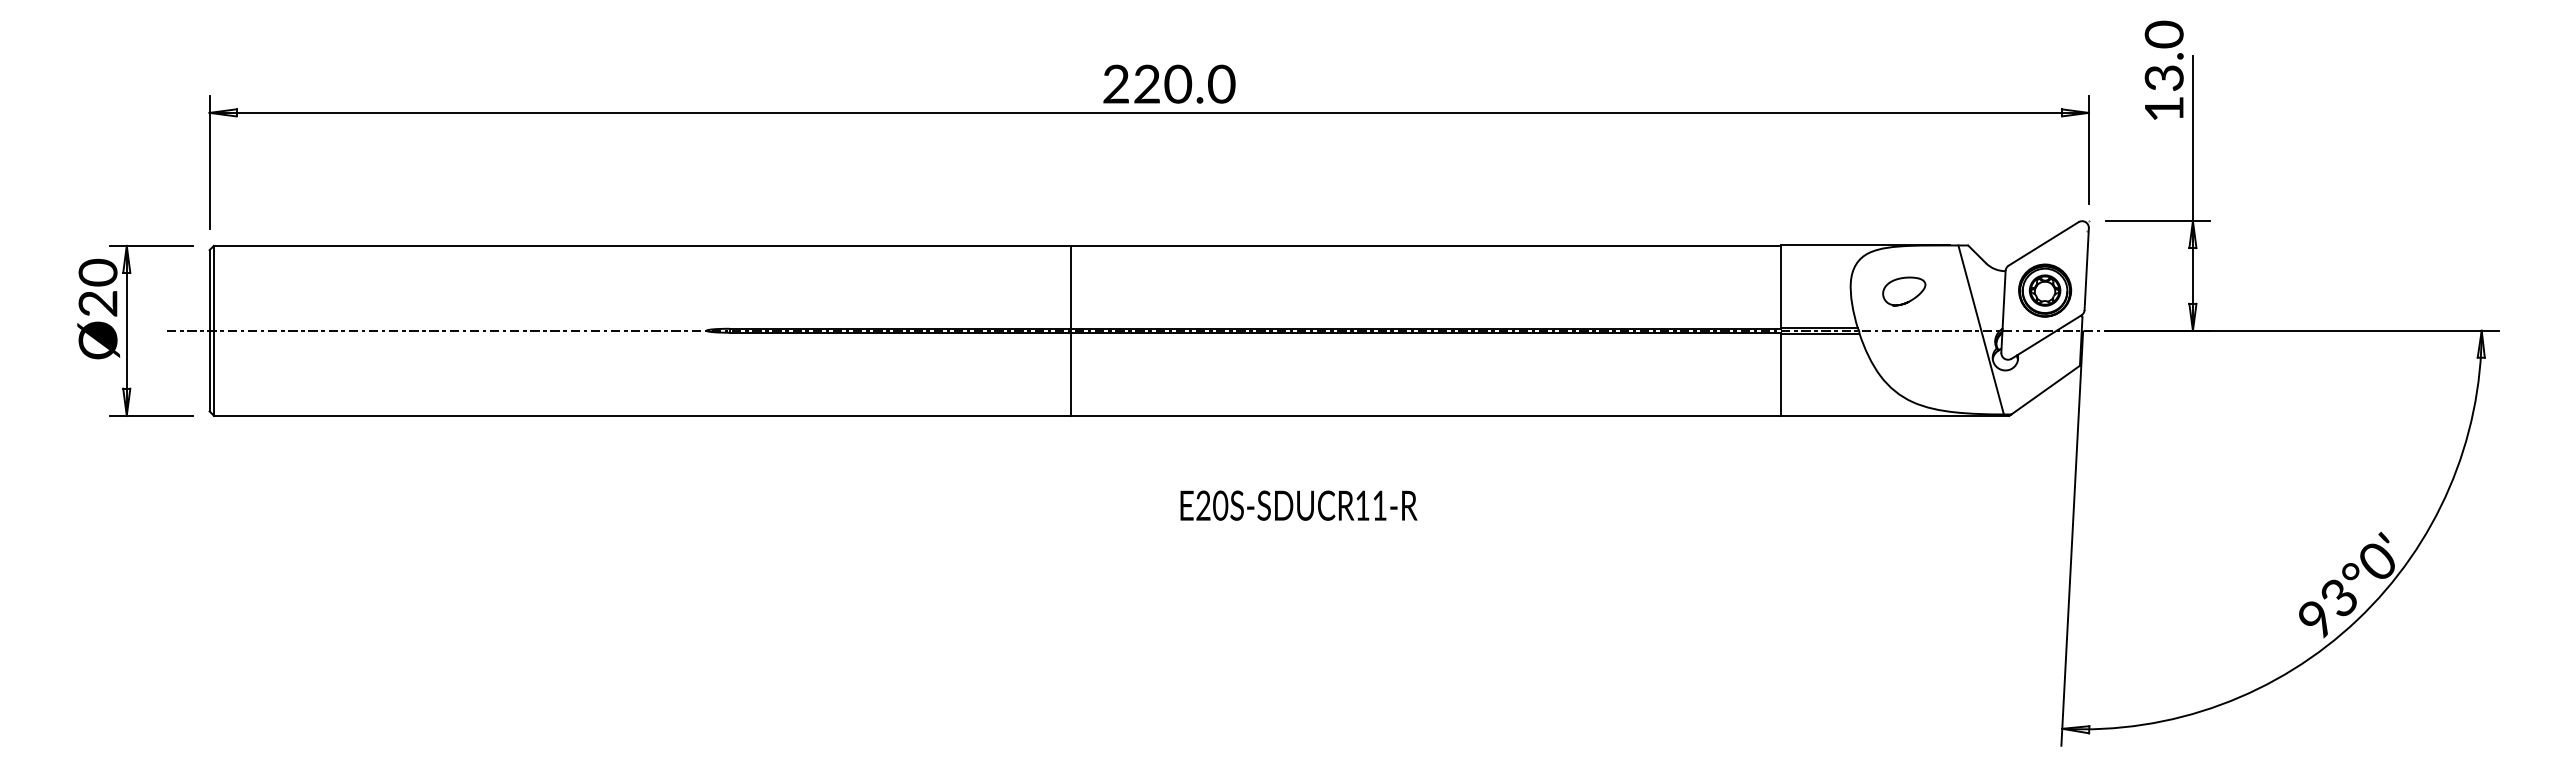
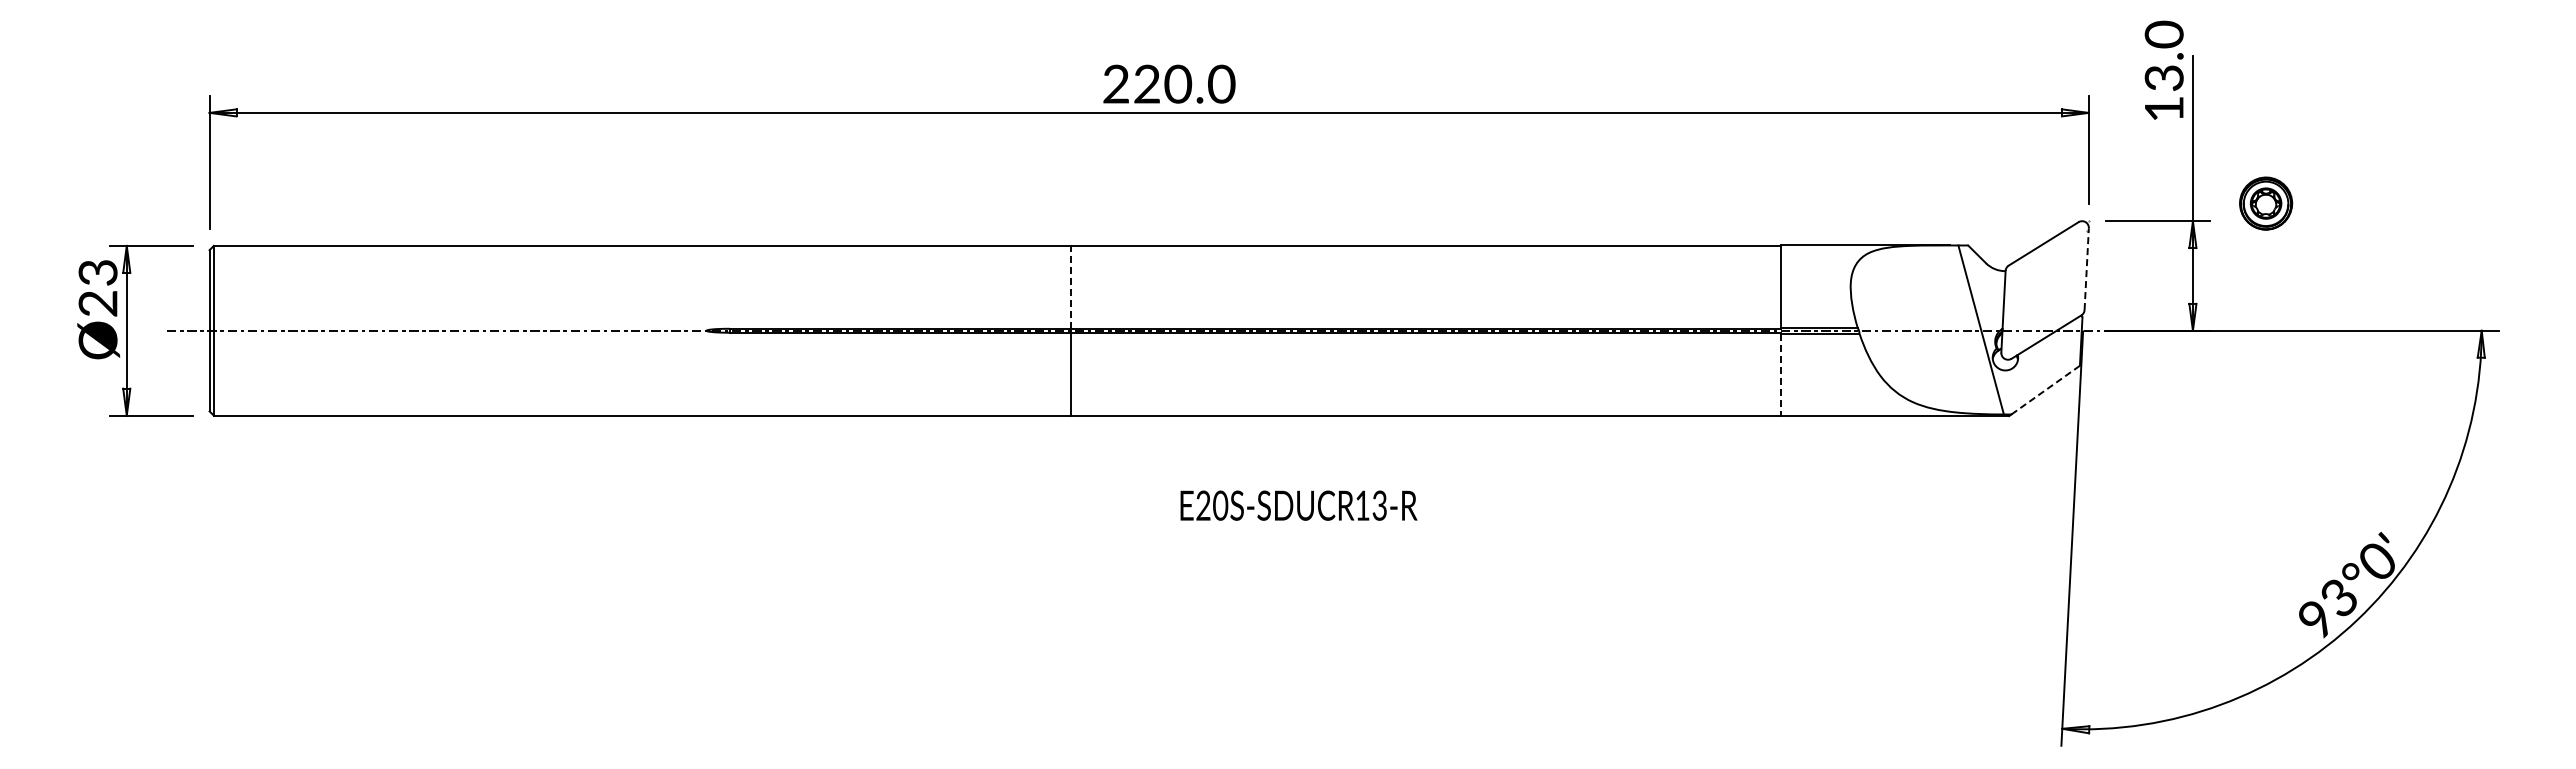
line: solid -> dashed (2086, 269)
text: Ø20 -> Ø23 (97, 272)
line: solid -> dashed (1070, 286)
part position: (2045, 290) -> (2266, 203) (2266, 203)
curve: present -> none (1908, 300)
line: solid -> dashed (1780, 375)
line: solid -> dashed (2046, 389)
text: 11-R -> 13-R (1379, 505)
